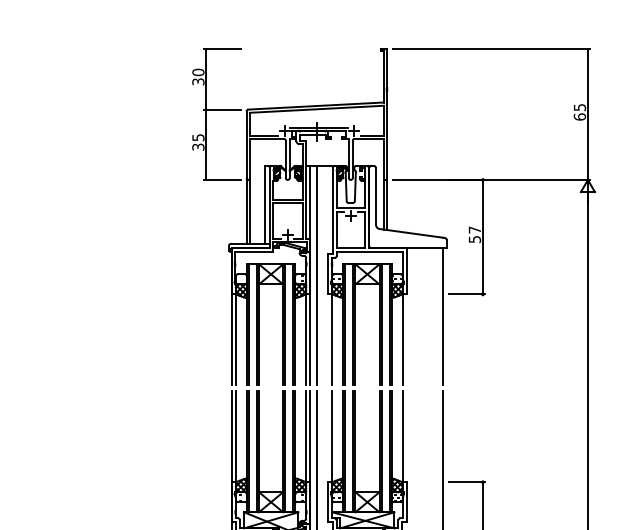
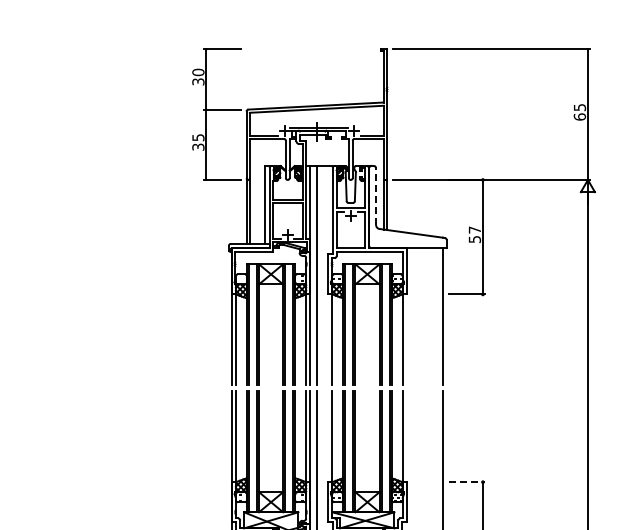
line: solid -> dashed (376, 196)
line: solid -> dashed (467, 482)
